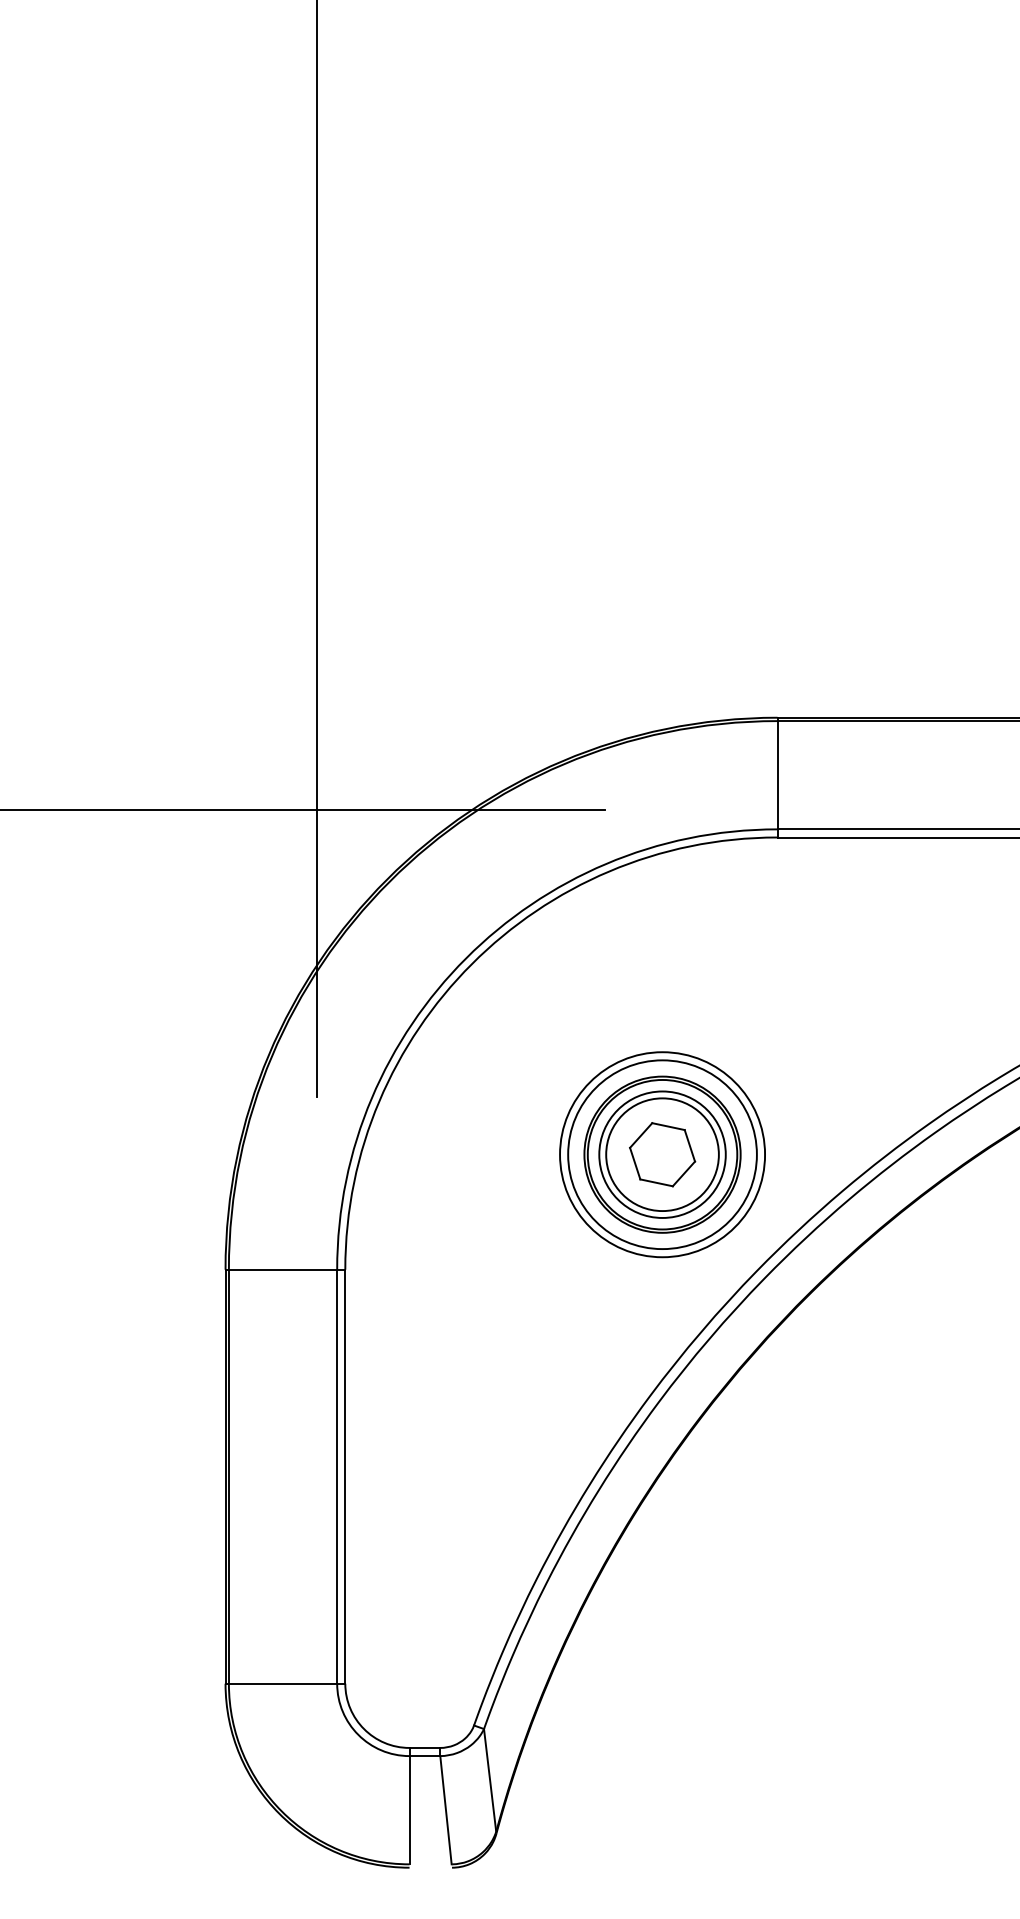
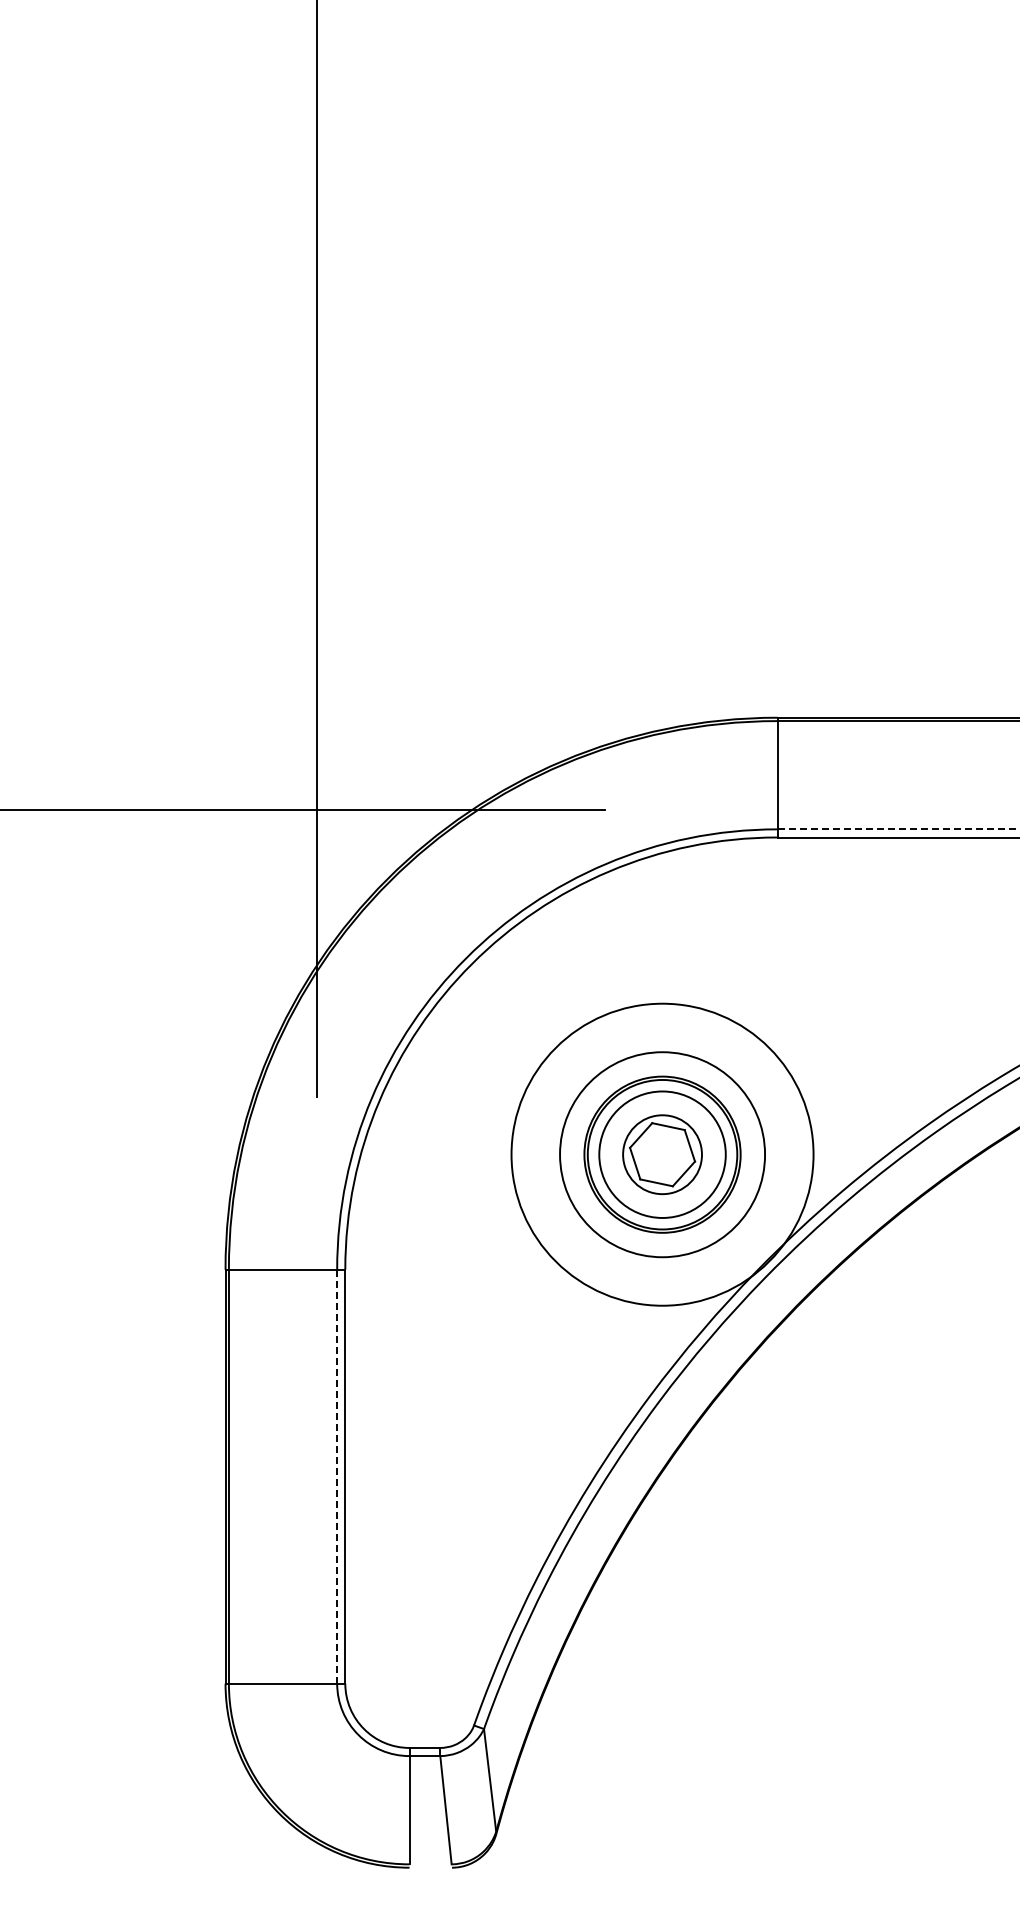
line: solid -> dashed (898, 829)
circle diameter: 113 px -> 79 px (662, 1154)
circle diameter: 189 px -> 302 px (662, 1154)
line: solid -> dashed (337, 1476)
